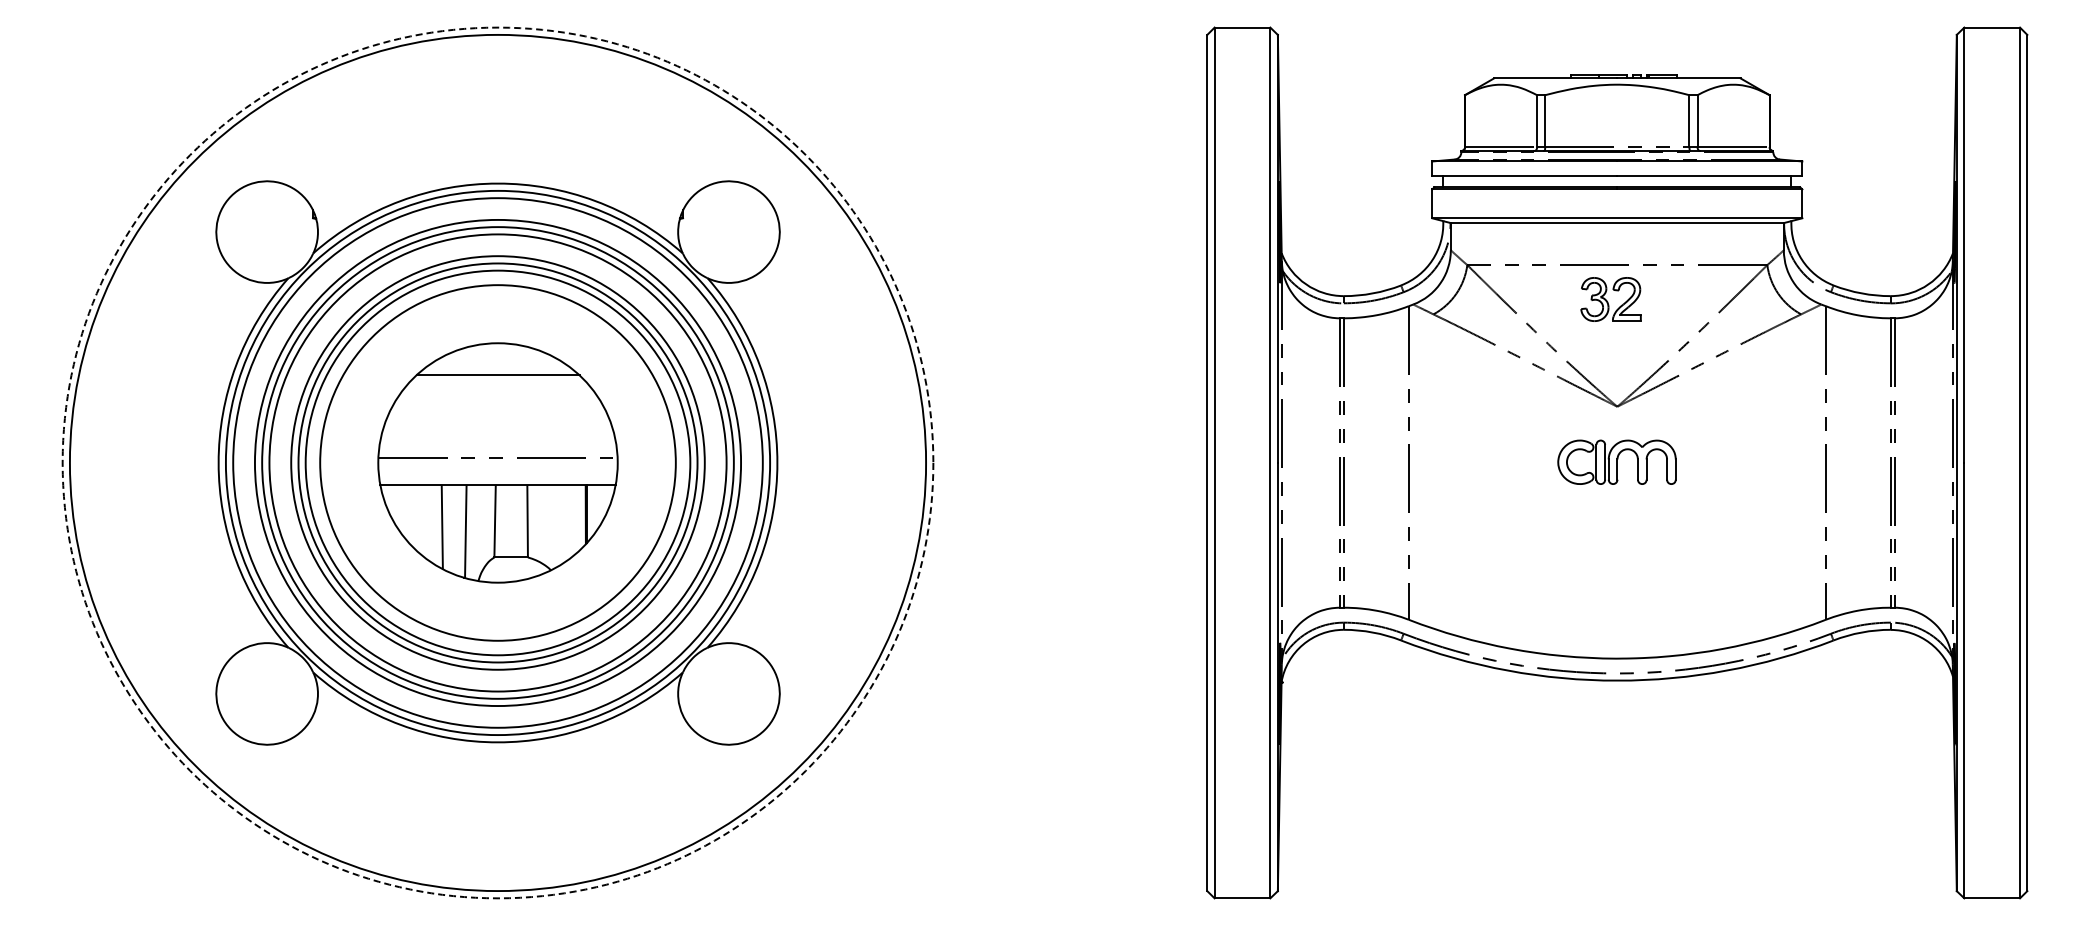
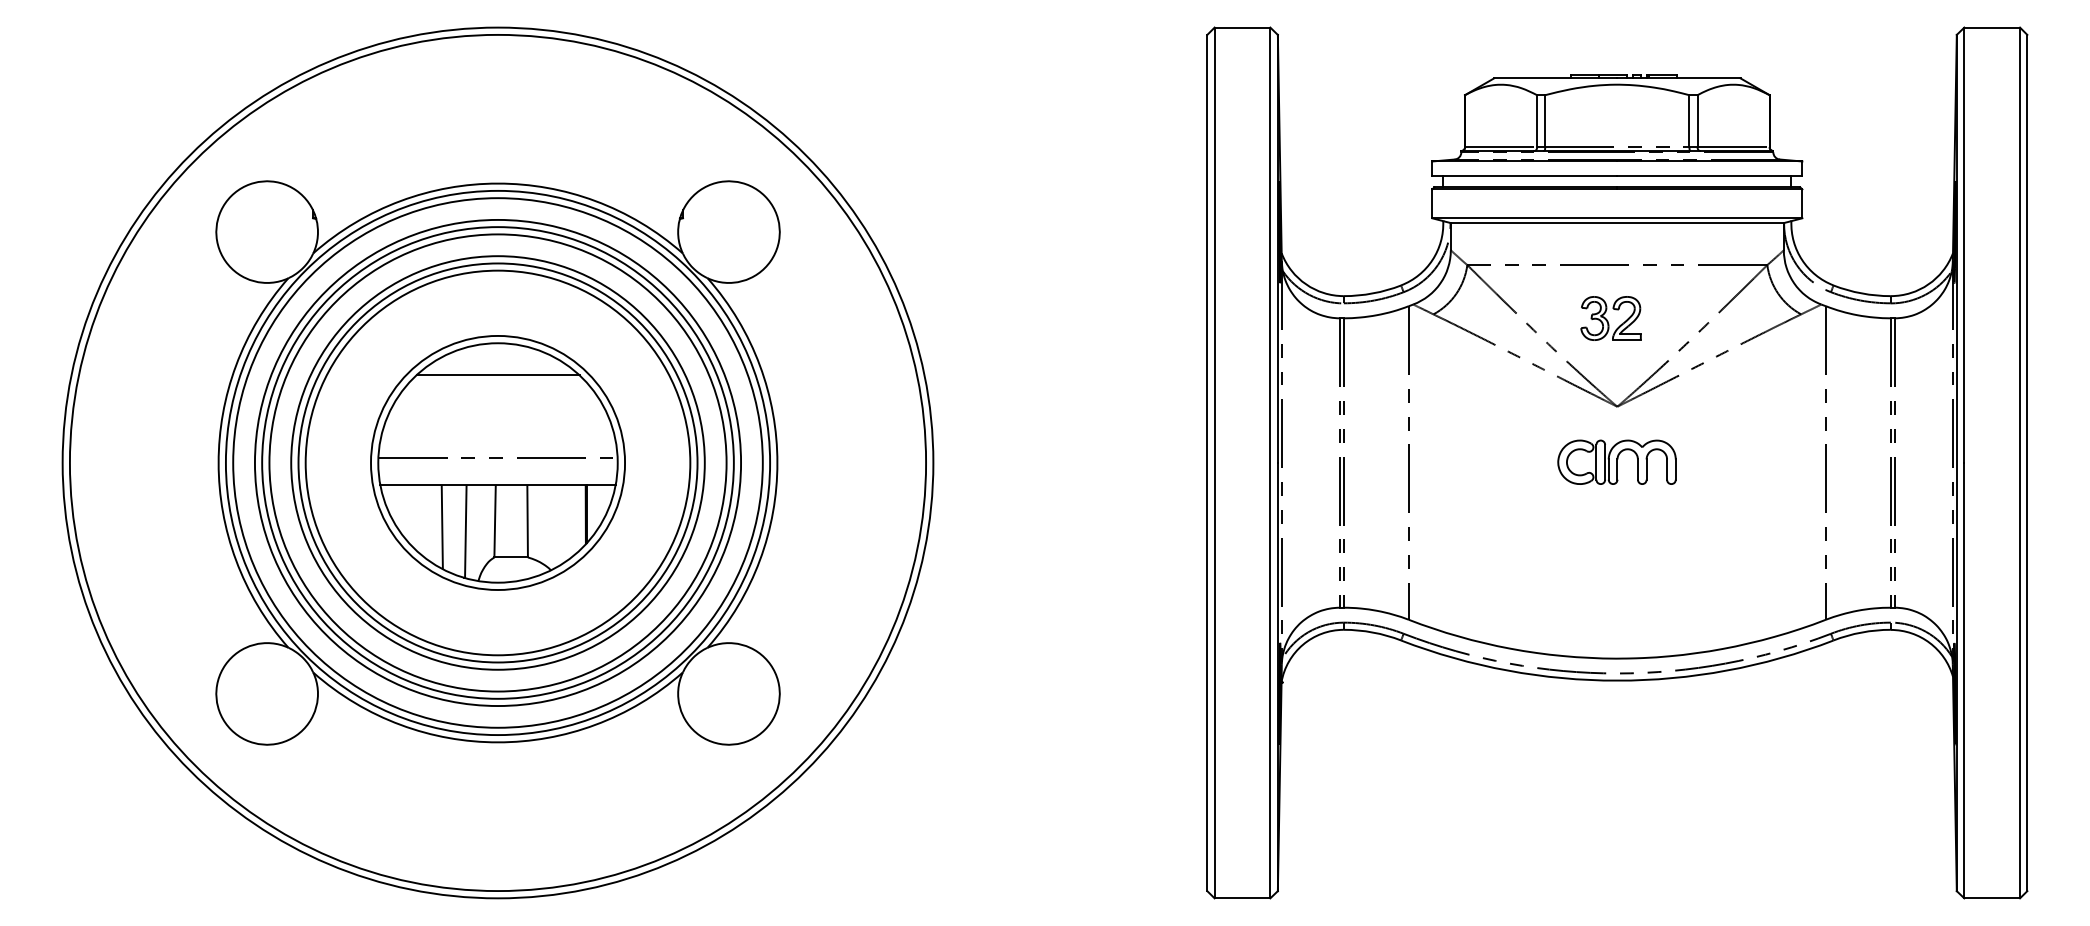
part position: (1610, 299) -> (1610, 318) (1610, 318)
circle diameter: 356 px -> 254 px (498, 462)
circle: dashed -> solid (497, 462)
